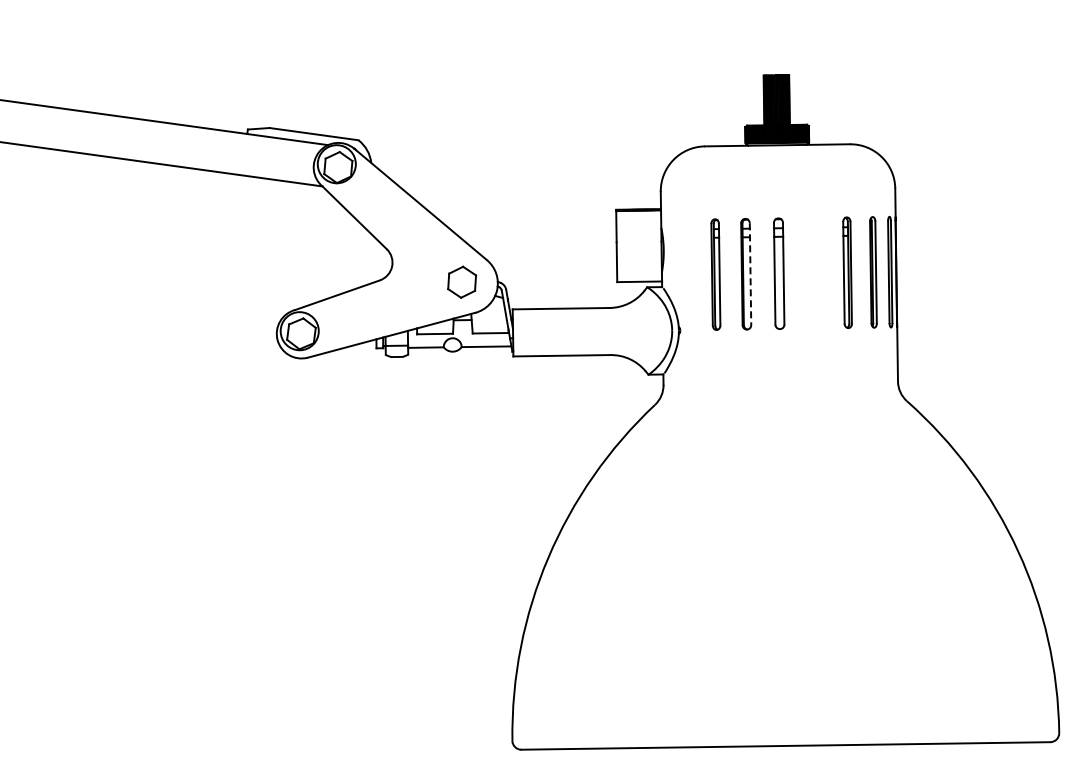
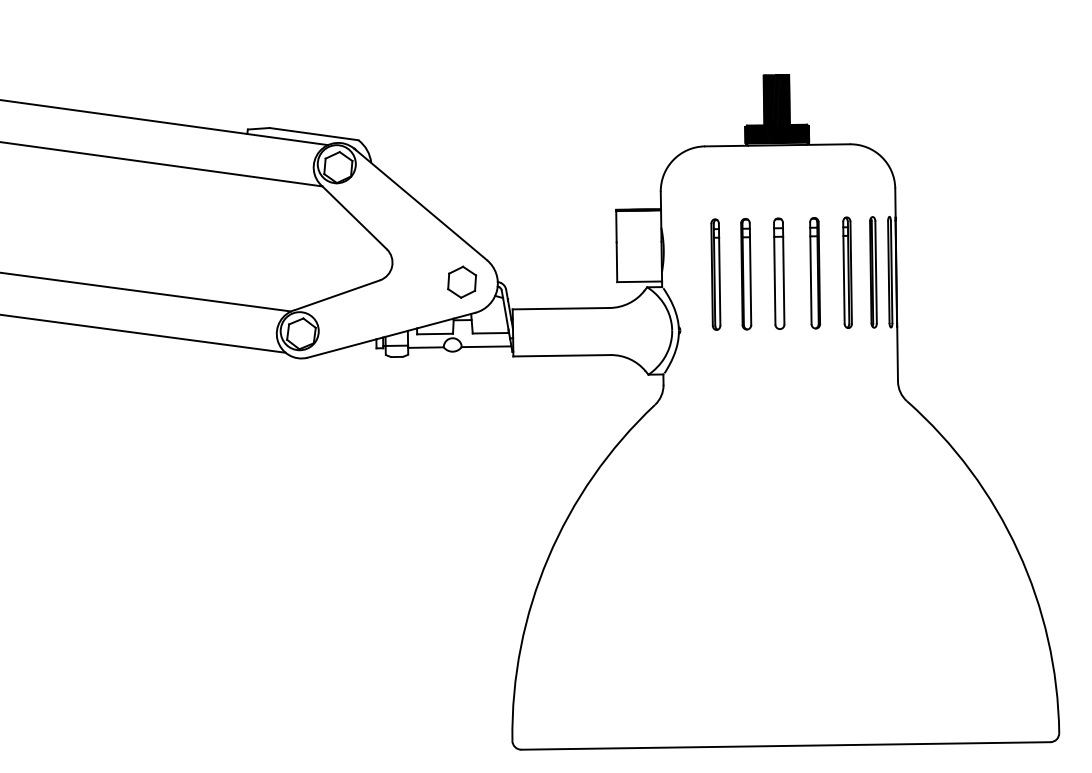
part: none -> present (814, 273)
line: dashed -> solid (750, 274)
line: none -> present (146, 291)
line: none -> present (143, 333)
